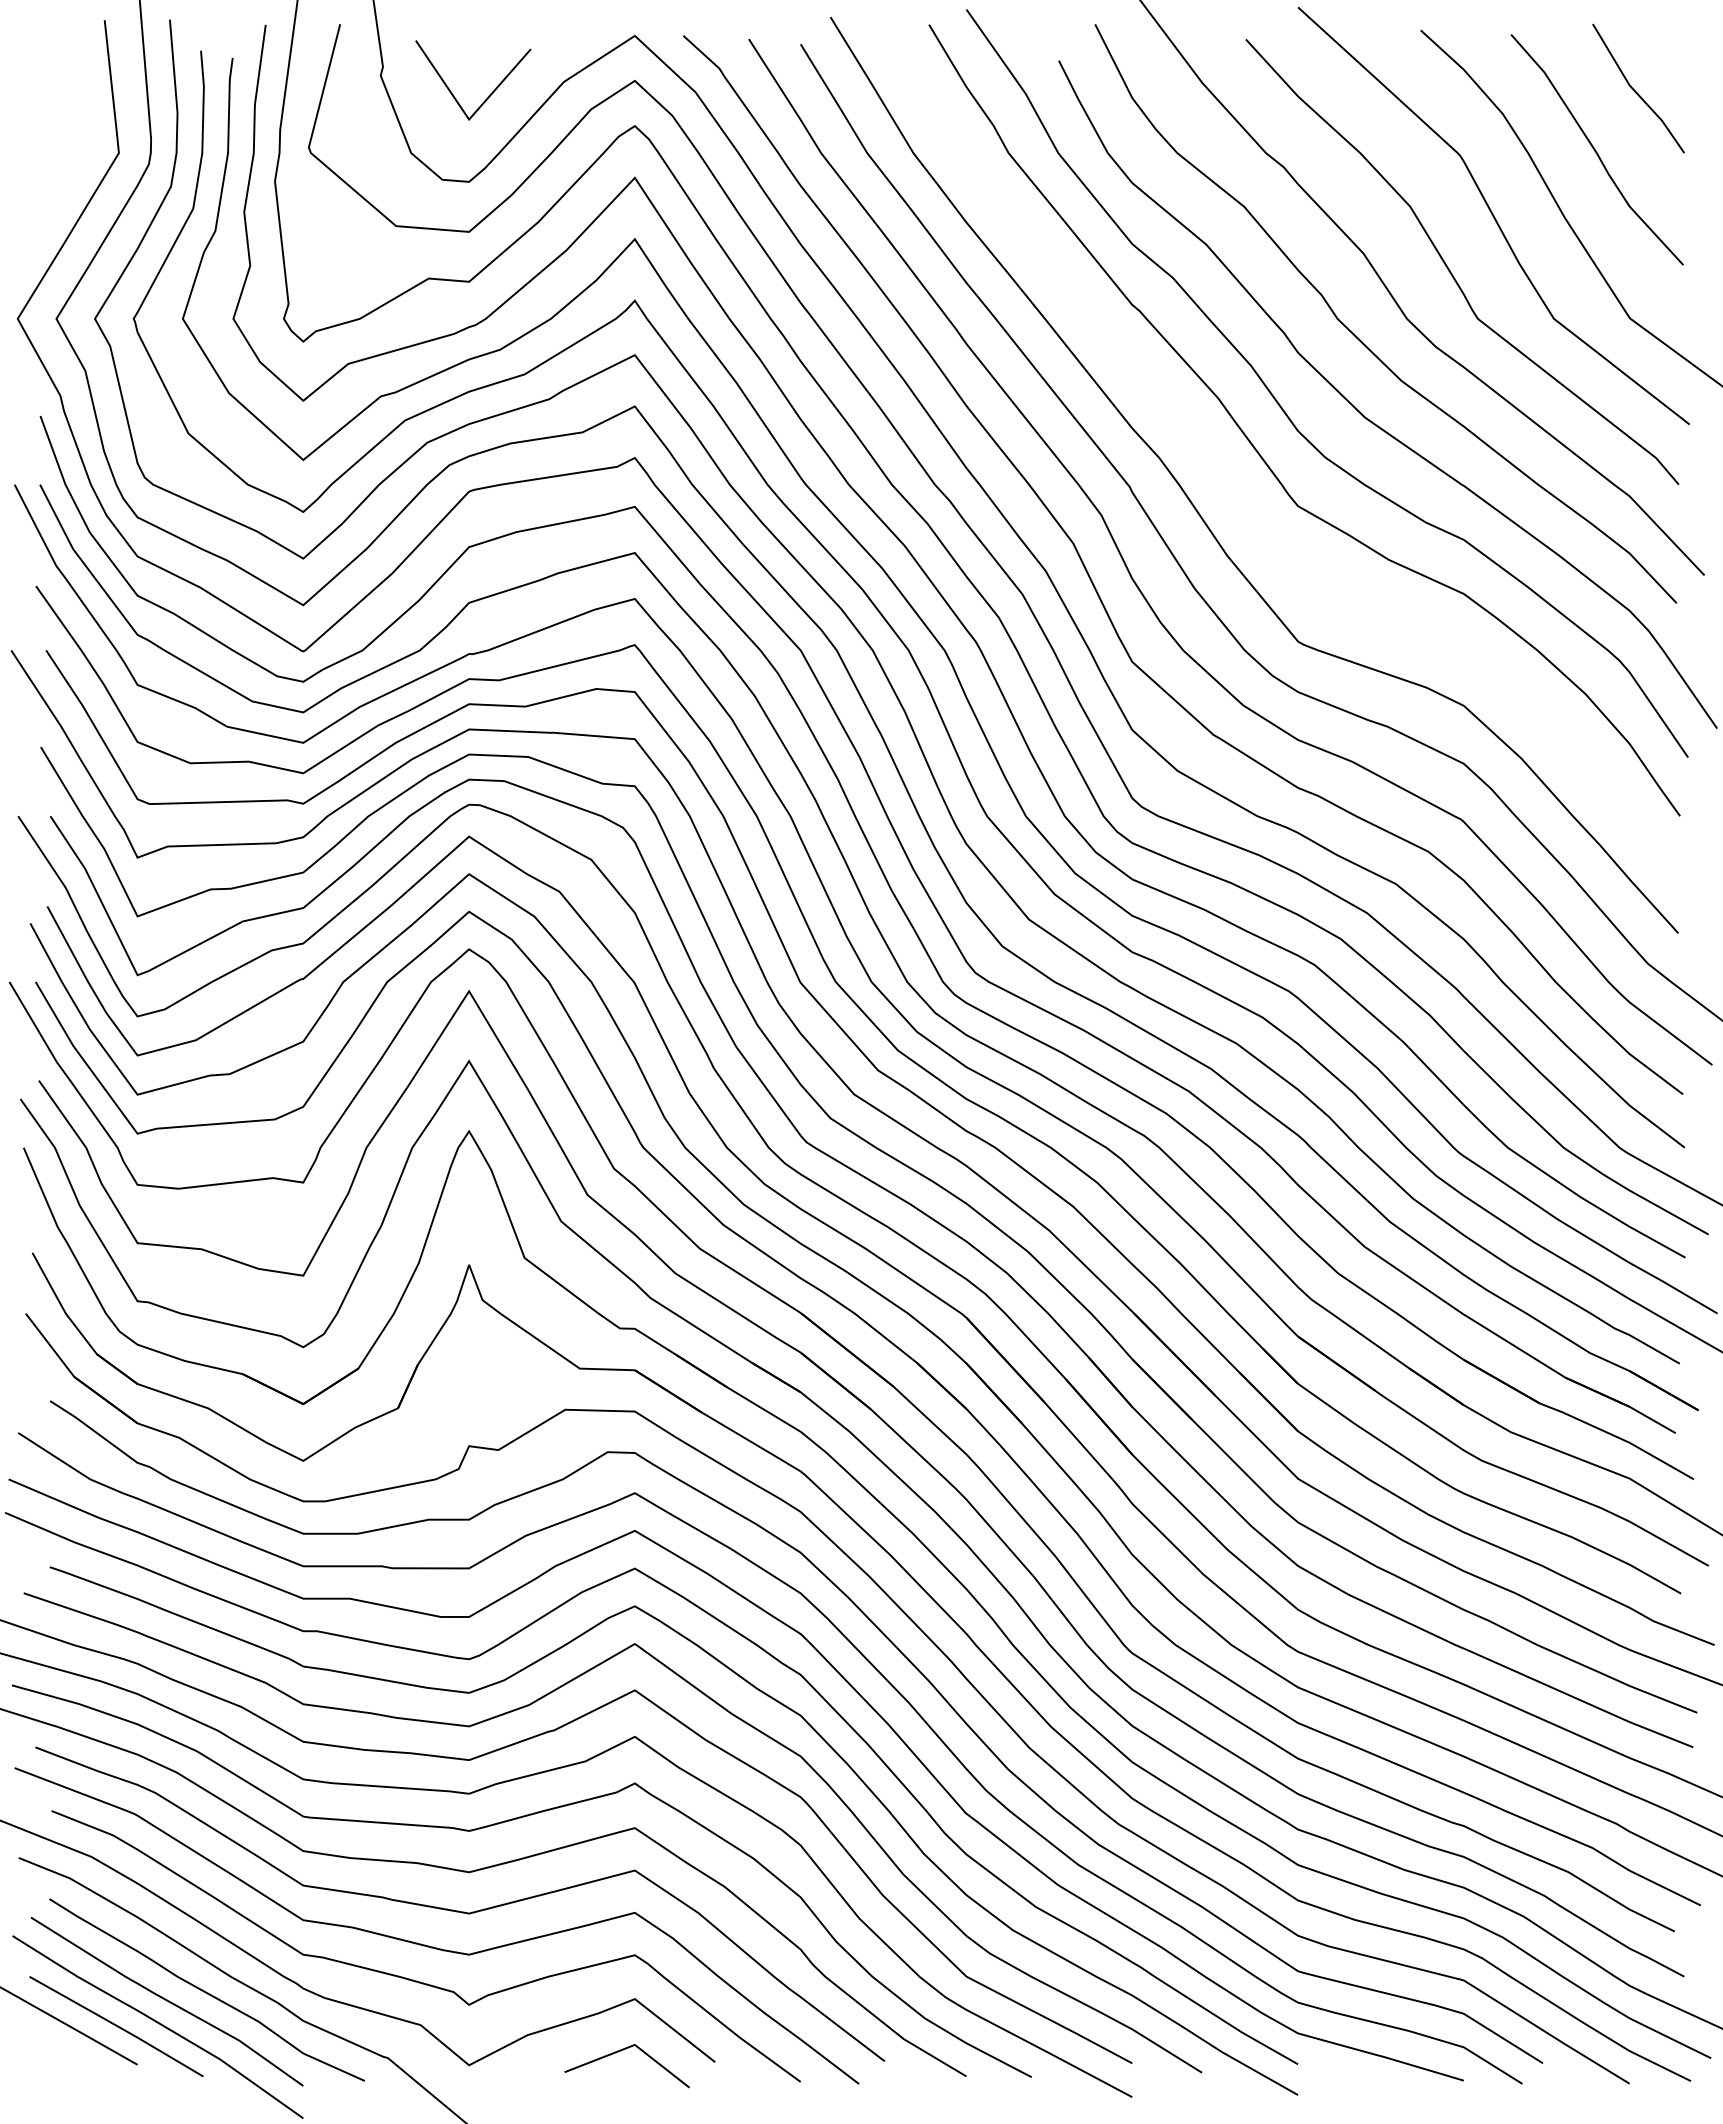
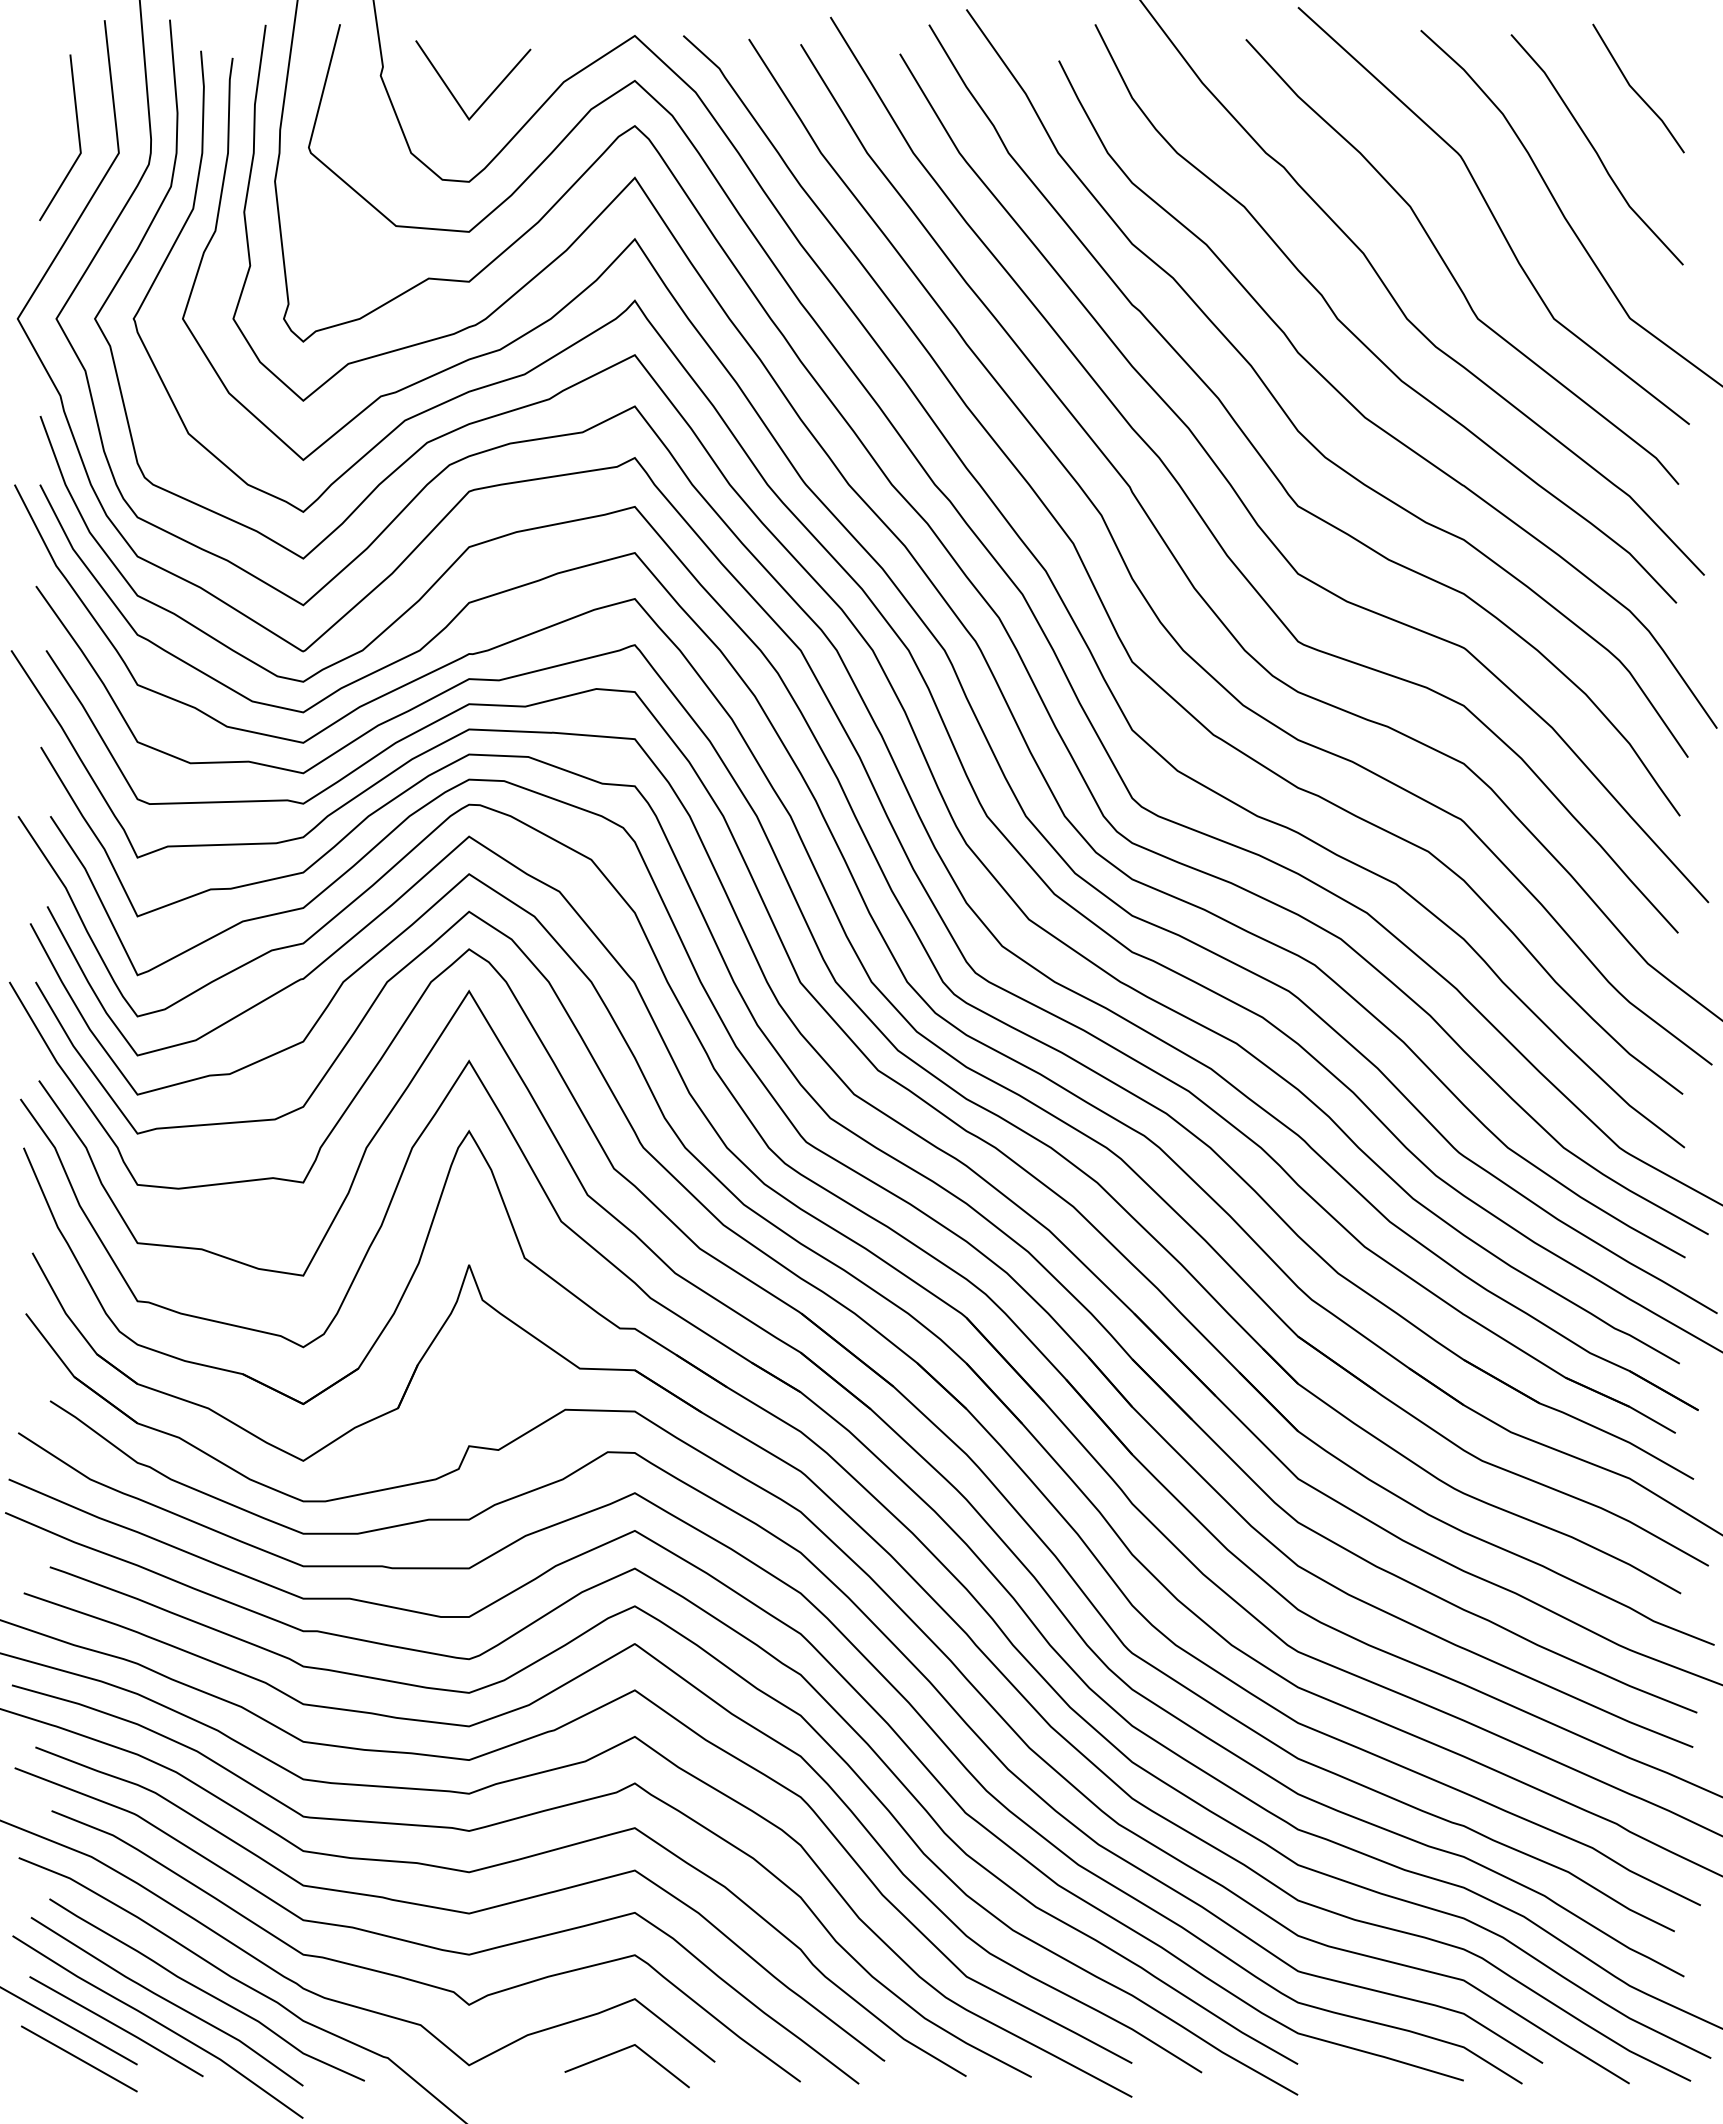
line: none -> present (77, 133)
curve: none -> present (1251, 513)
line: none -> present (79, 2058)
